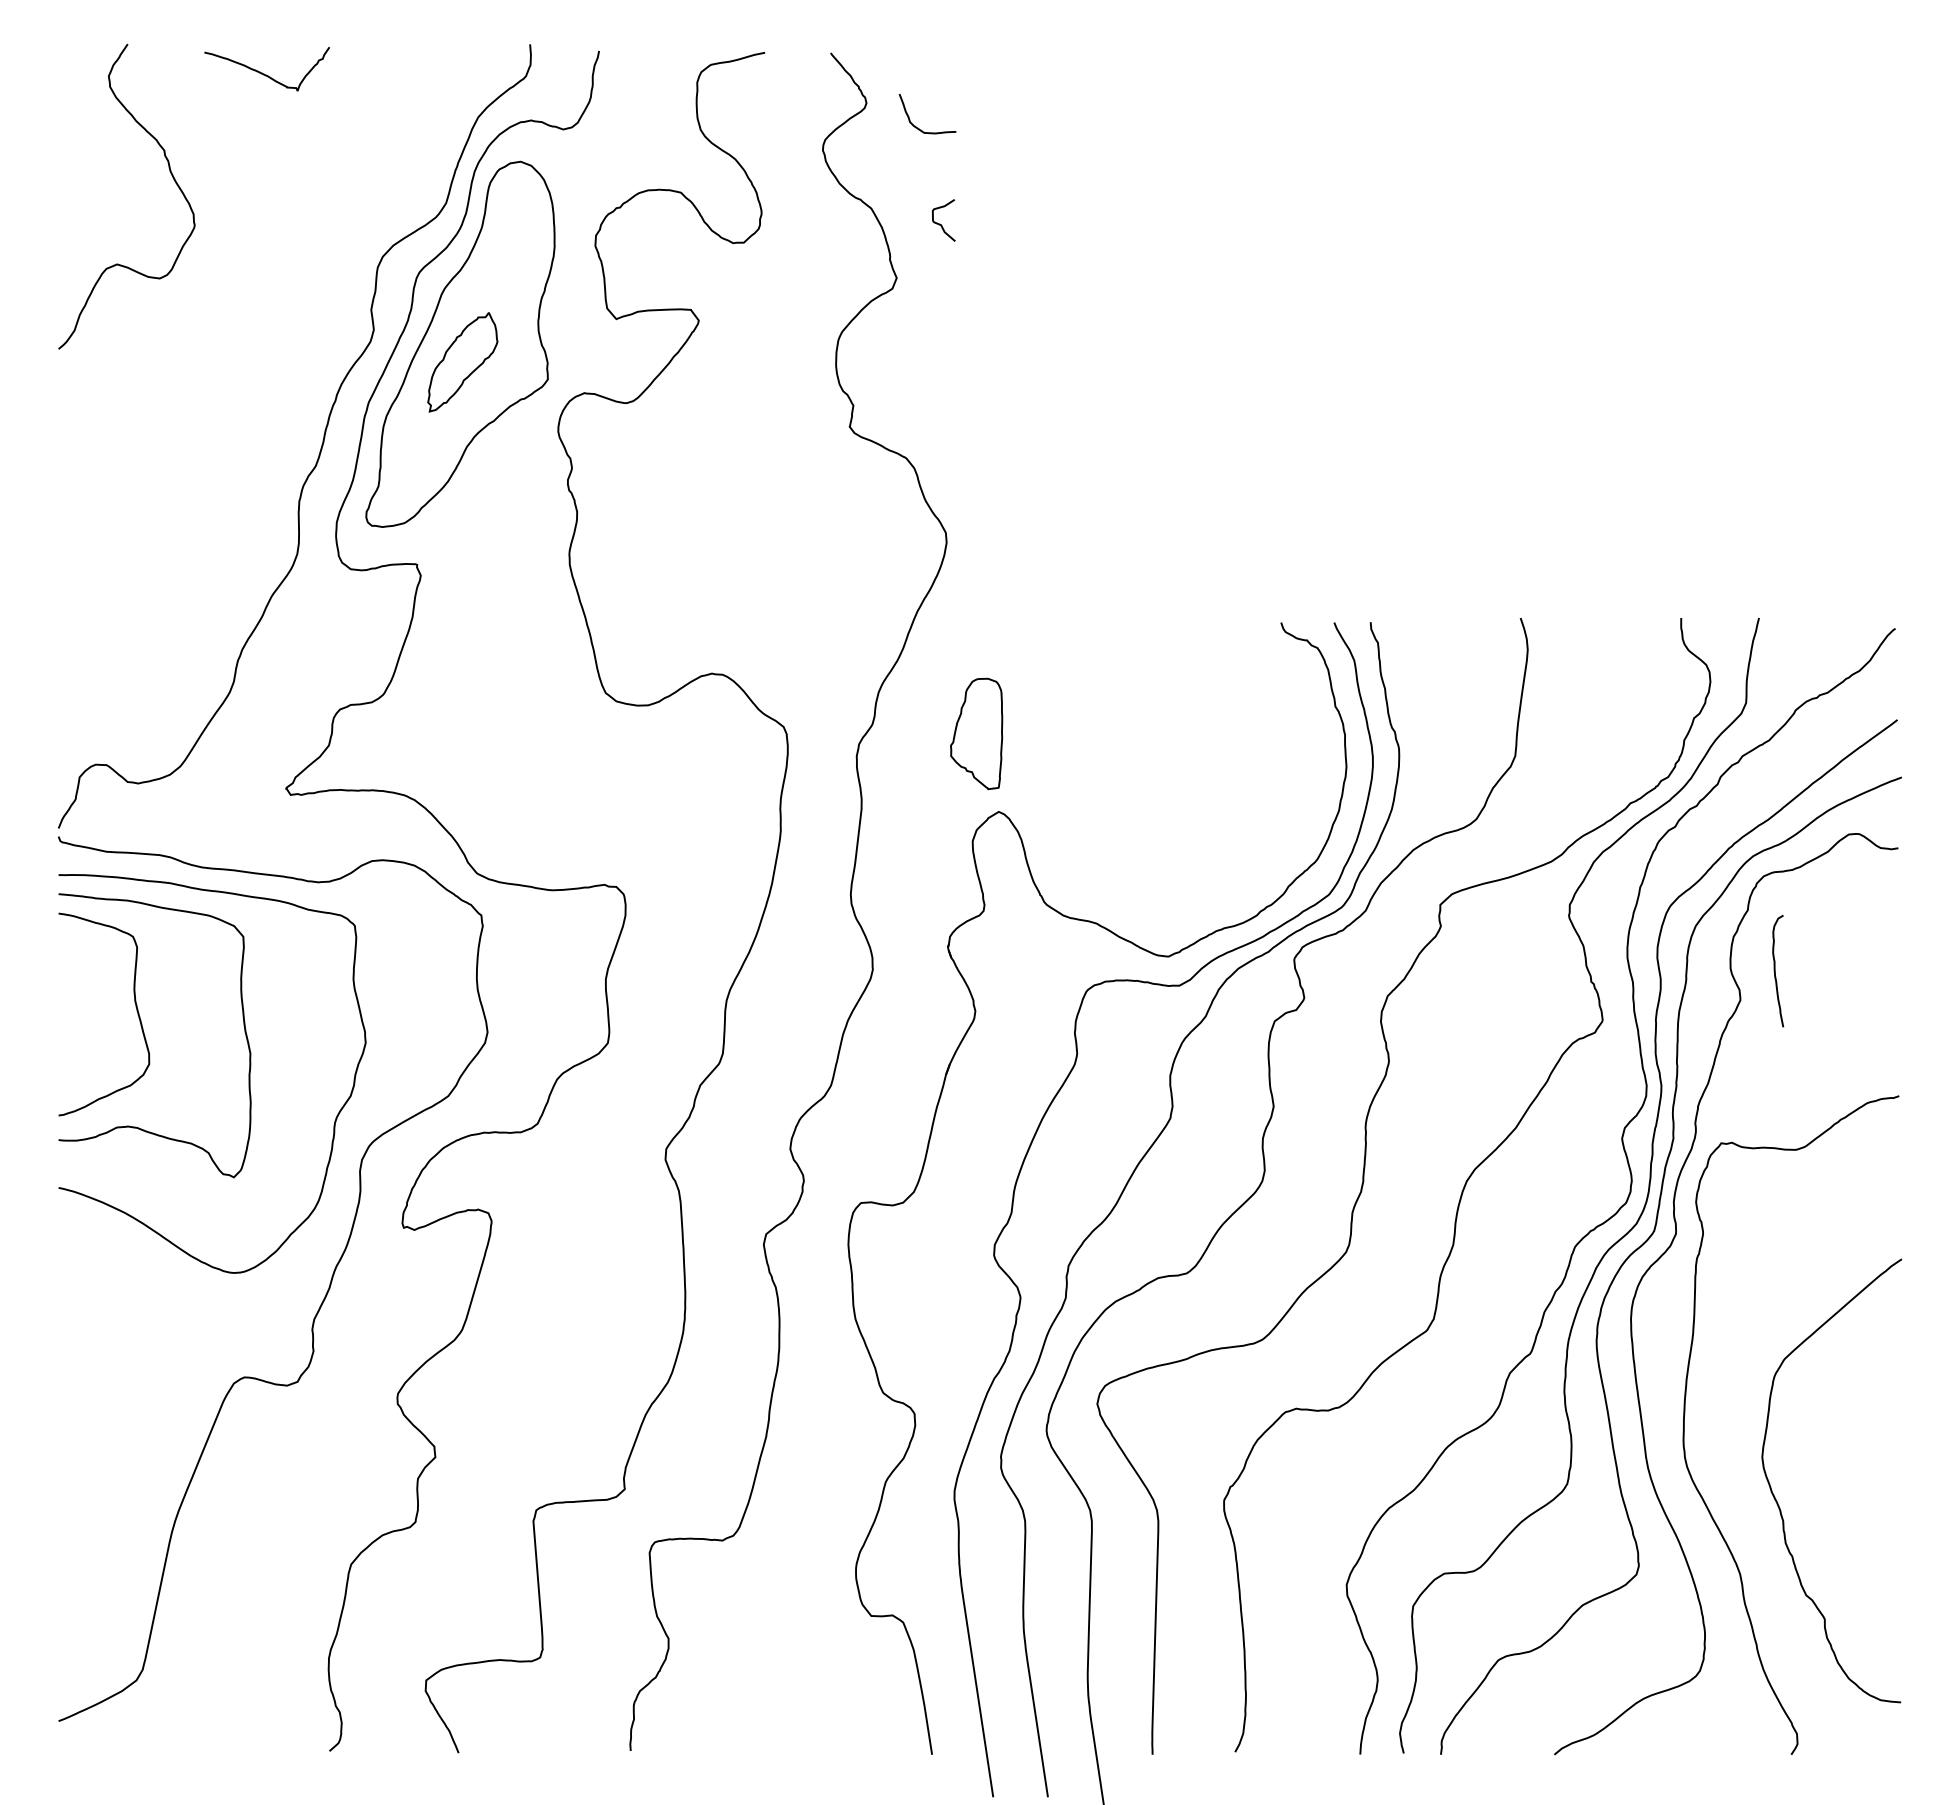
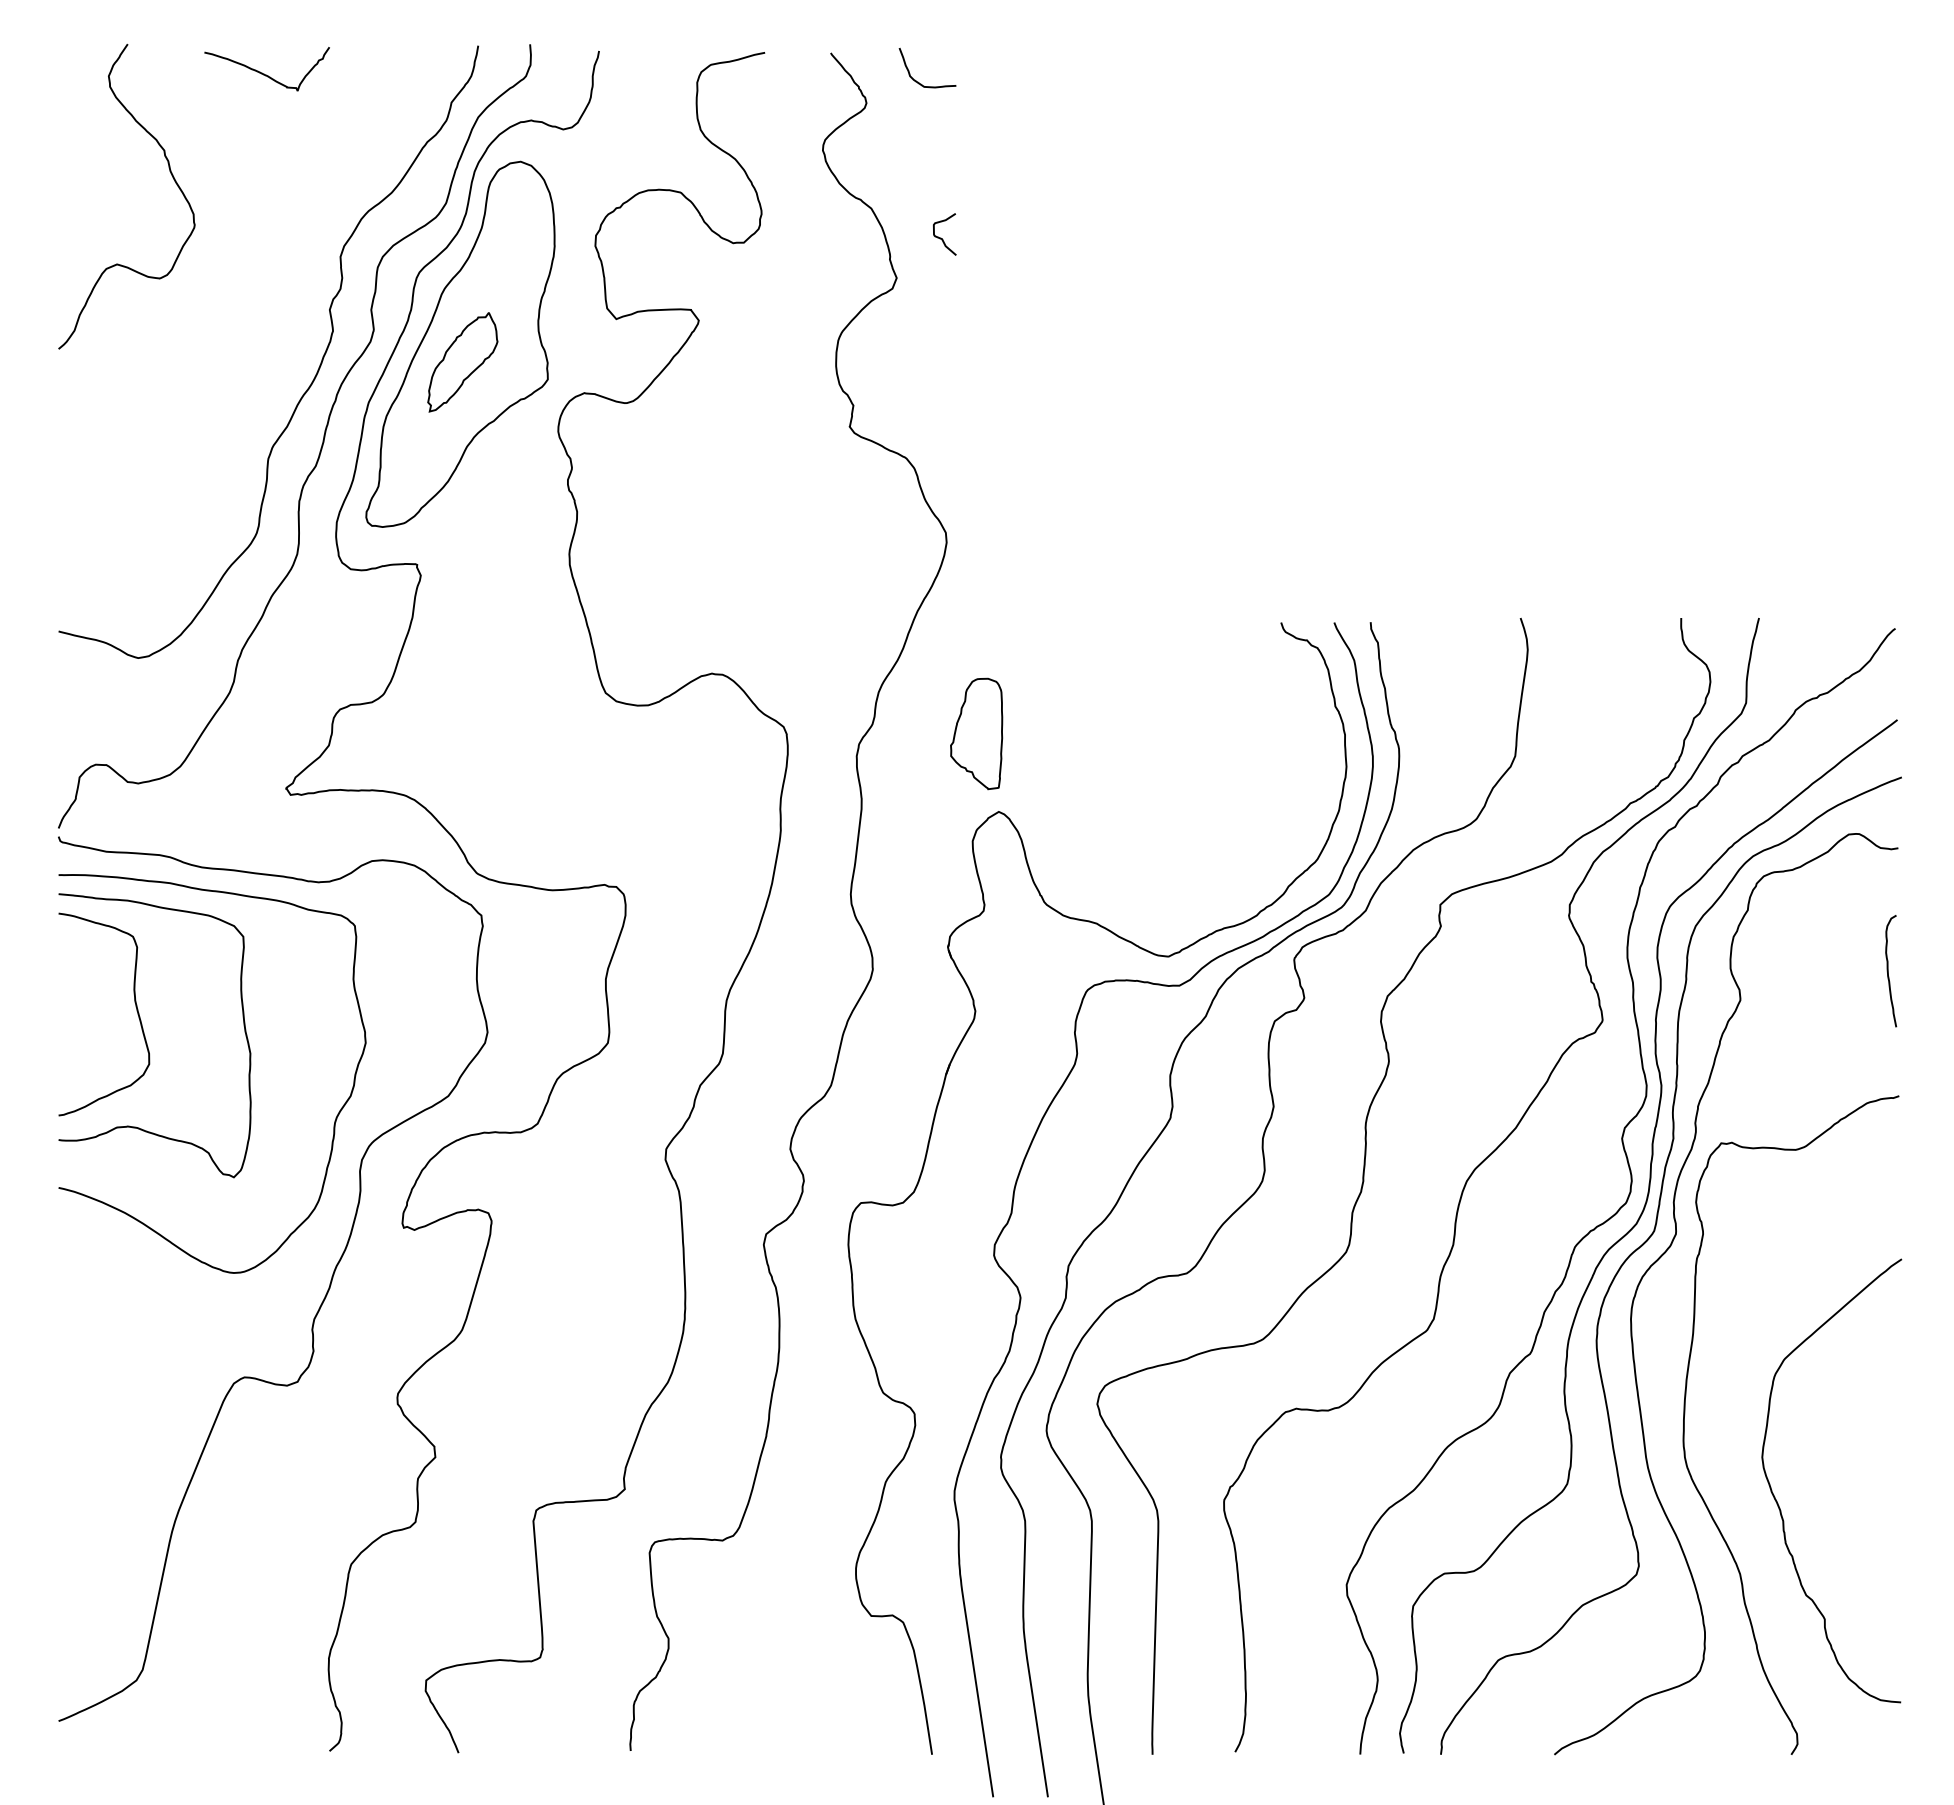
curve position: (918, 127) -> (918, 81) (918, 81)
curve position: (940, 223) -> (941, 237) (941, 237)
curve: none -> present (317, 369)
curve position: (1775, 971) -> (1888, 971) (1888, 971)
